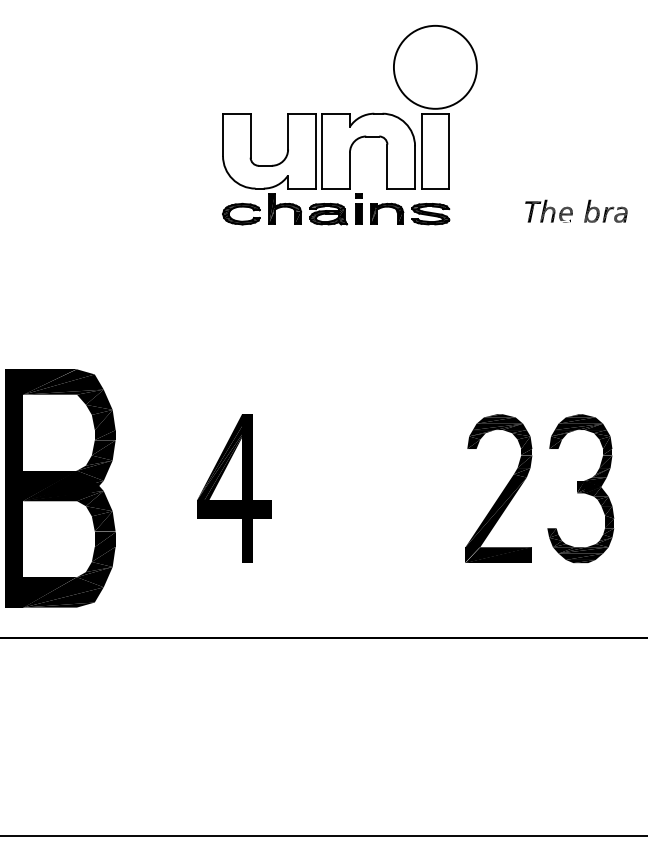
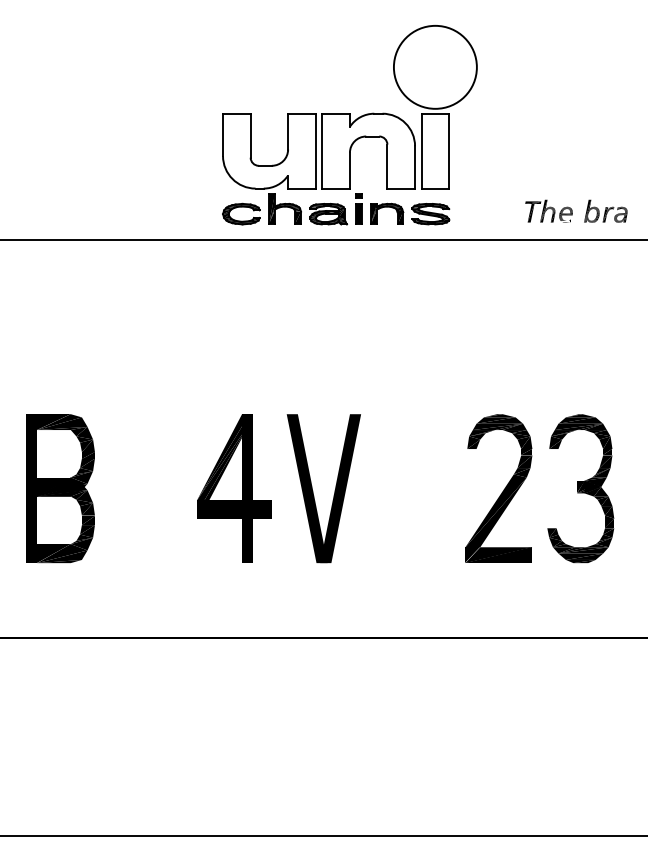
line: none -> present (323, 240)
part size: 111x239 px -> 69x150 px (60, 488)
part: none -> present (313, 490)
